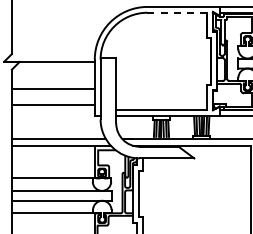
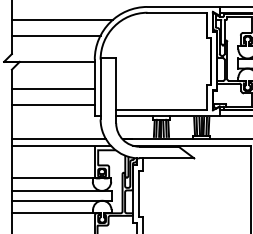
line: dashed -> solid (177, 12)
line: none -> present (61, 20)
line: none -> present (55, 35)
